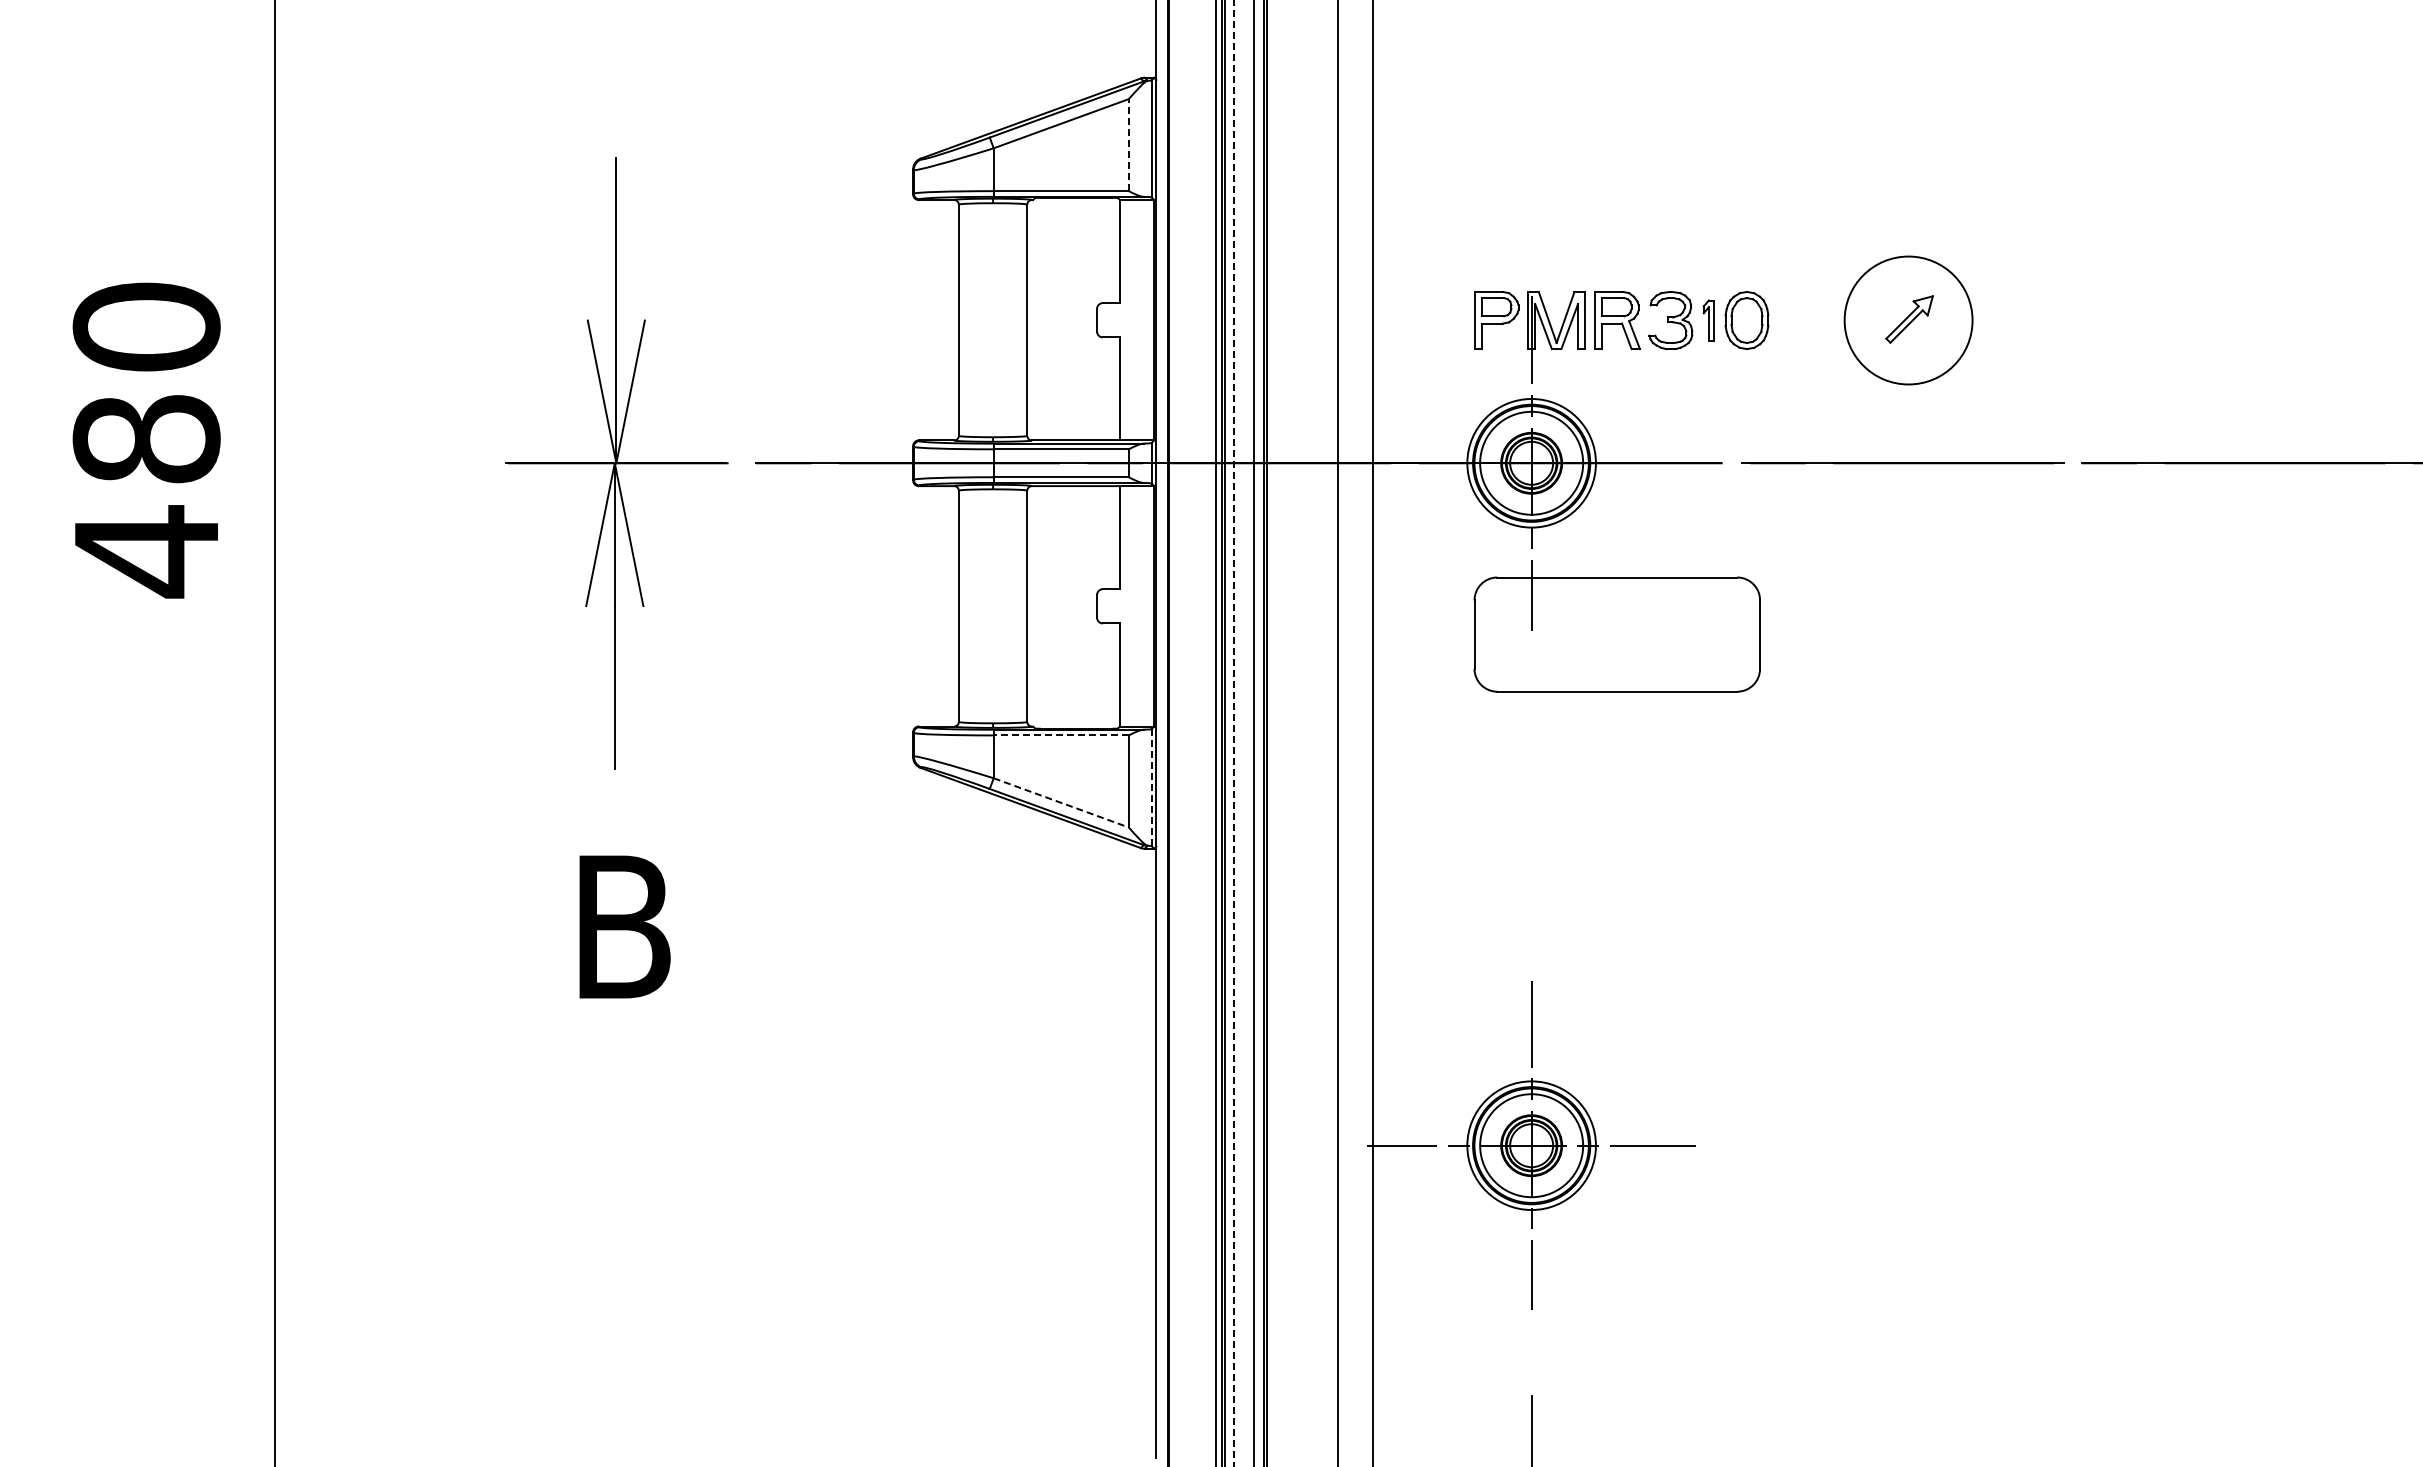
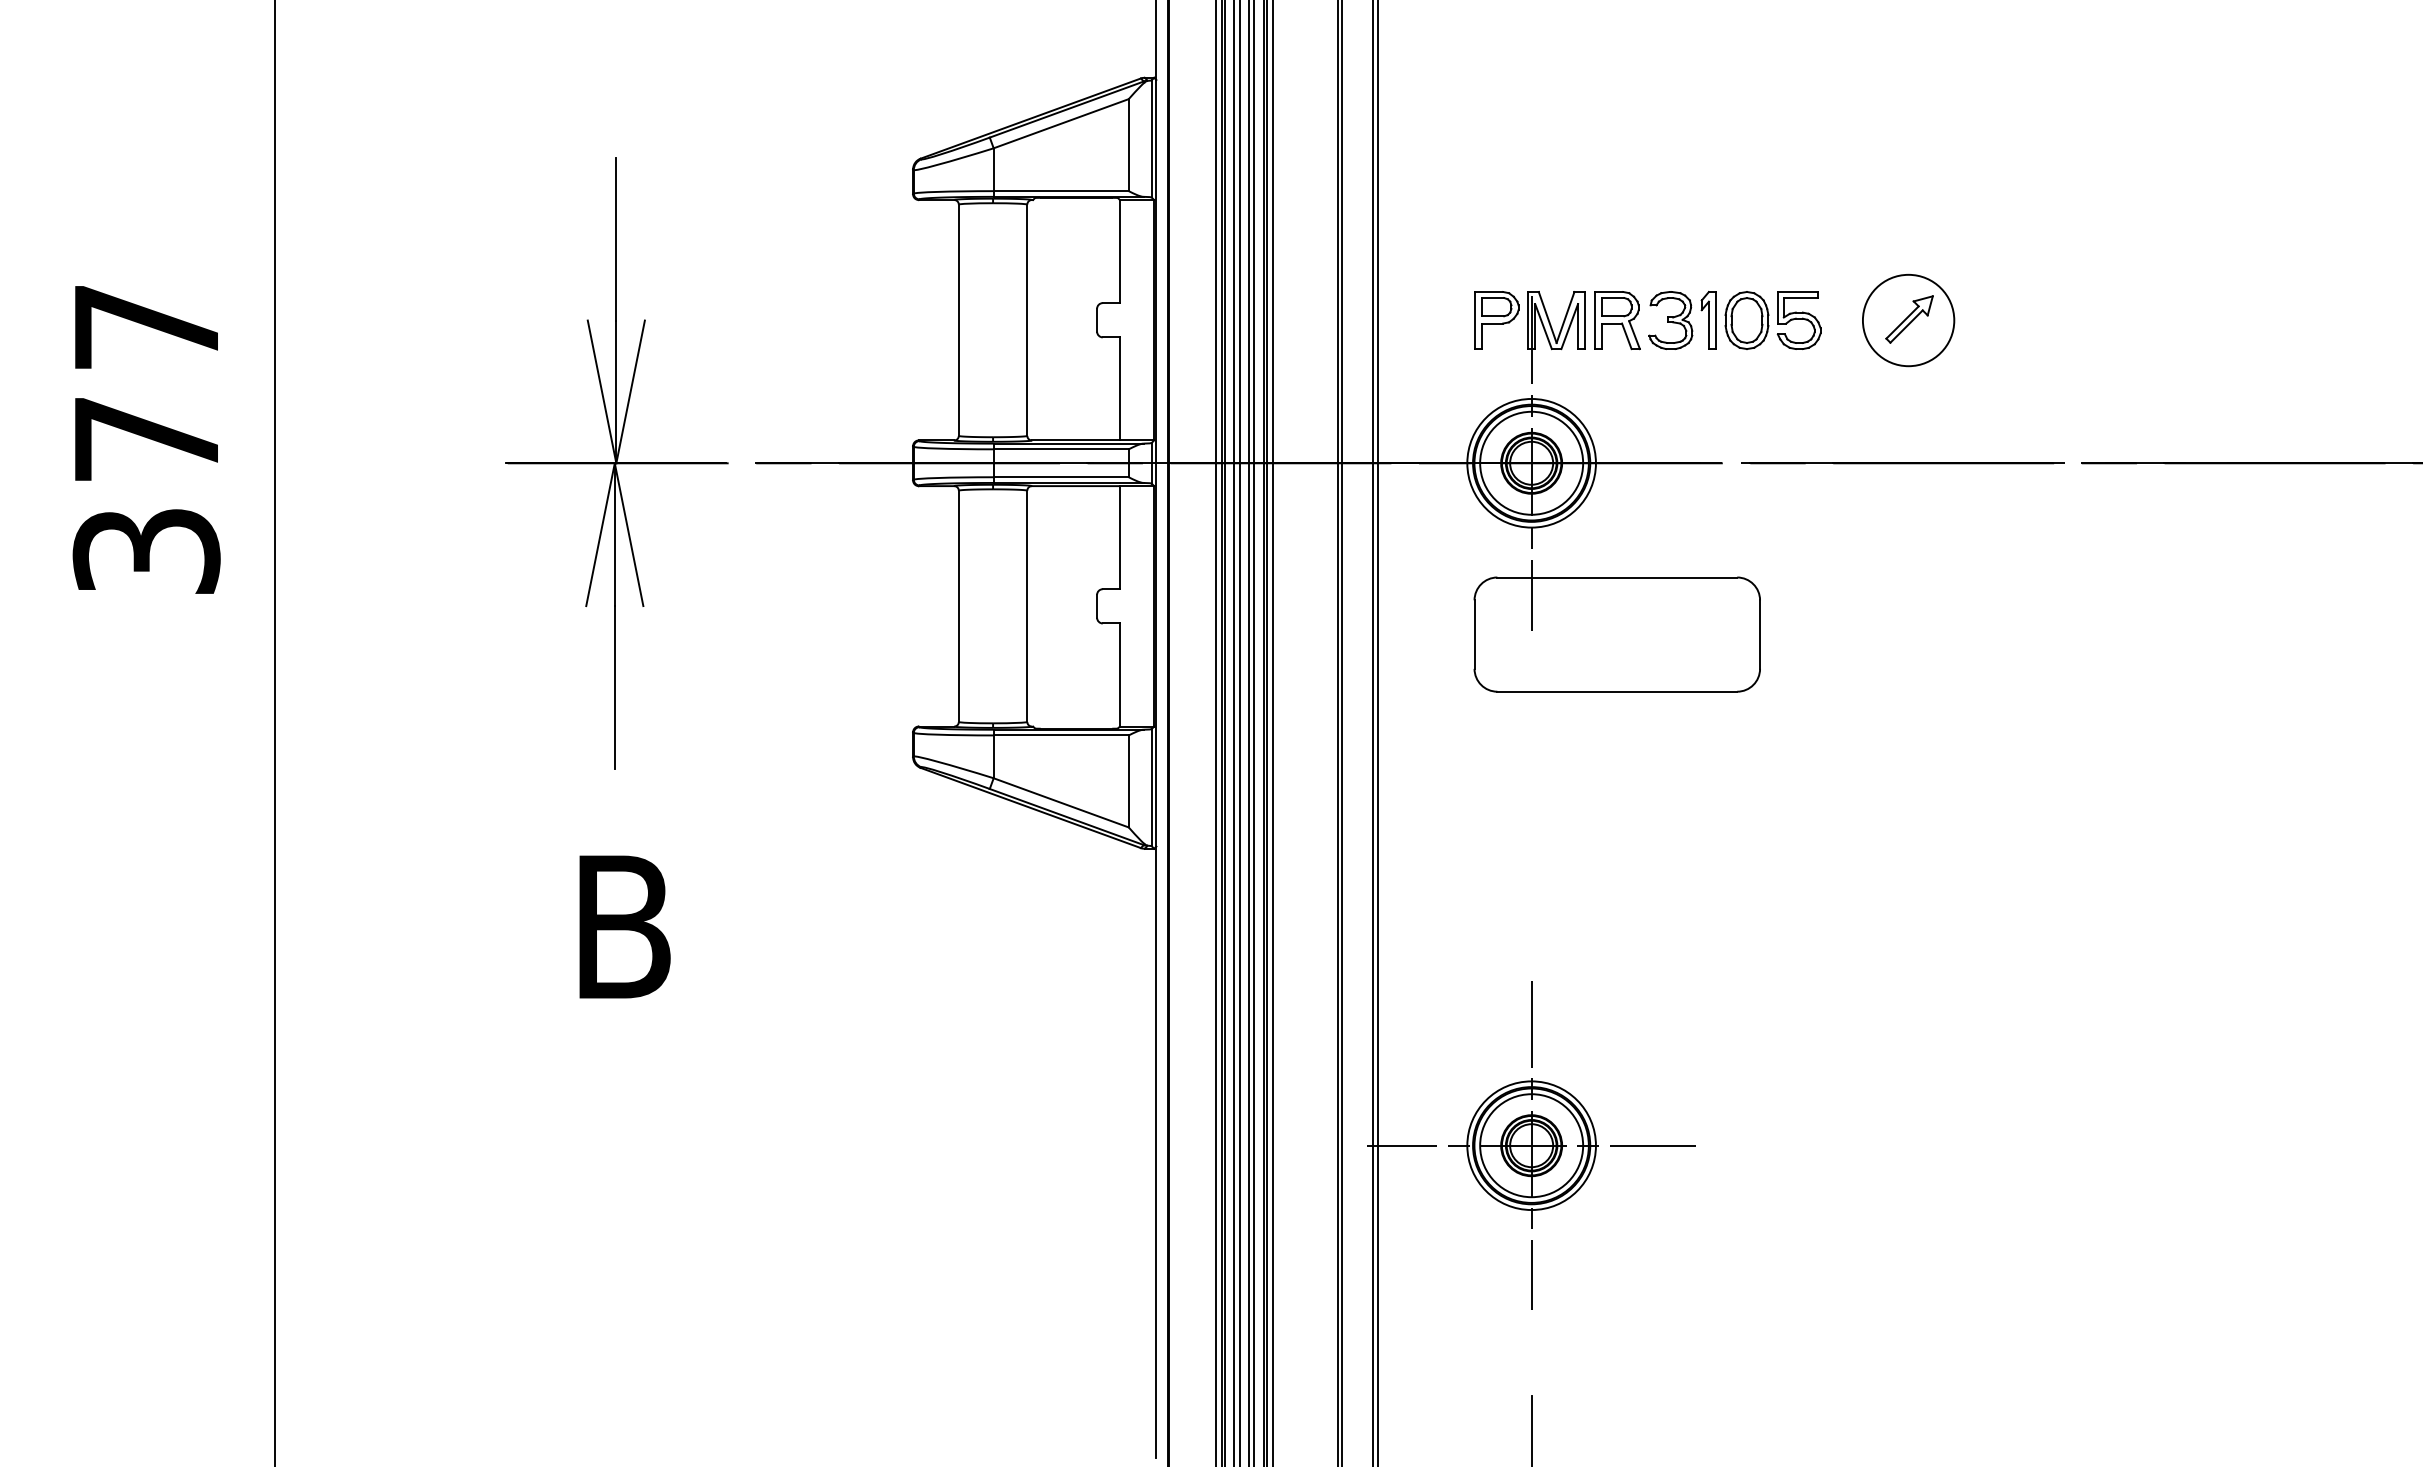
line: dashed -> solid (1128, 144)
part size: 13x43 px -> 17x59 px (1708, 320)
part: none -> present (1798, 320)
circle diameter: 128 px -> 91 px (1908, 320)
text: 480 -> 377 (146, 440)
line: none -> present (1240, 732)
line: none -> present (1248, 732)
line: none -> present (1272, 732)
line: none -> present (1341, 732)
line: none -> present (1378, 732)
line: dashed -> solid (1234, 733)
line: dashed -> solid (1061, 735)
line: dashed -> solid (1151, 787)
line: dashed -> solid (1061, 802)
